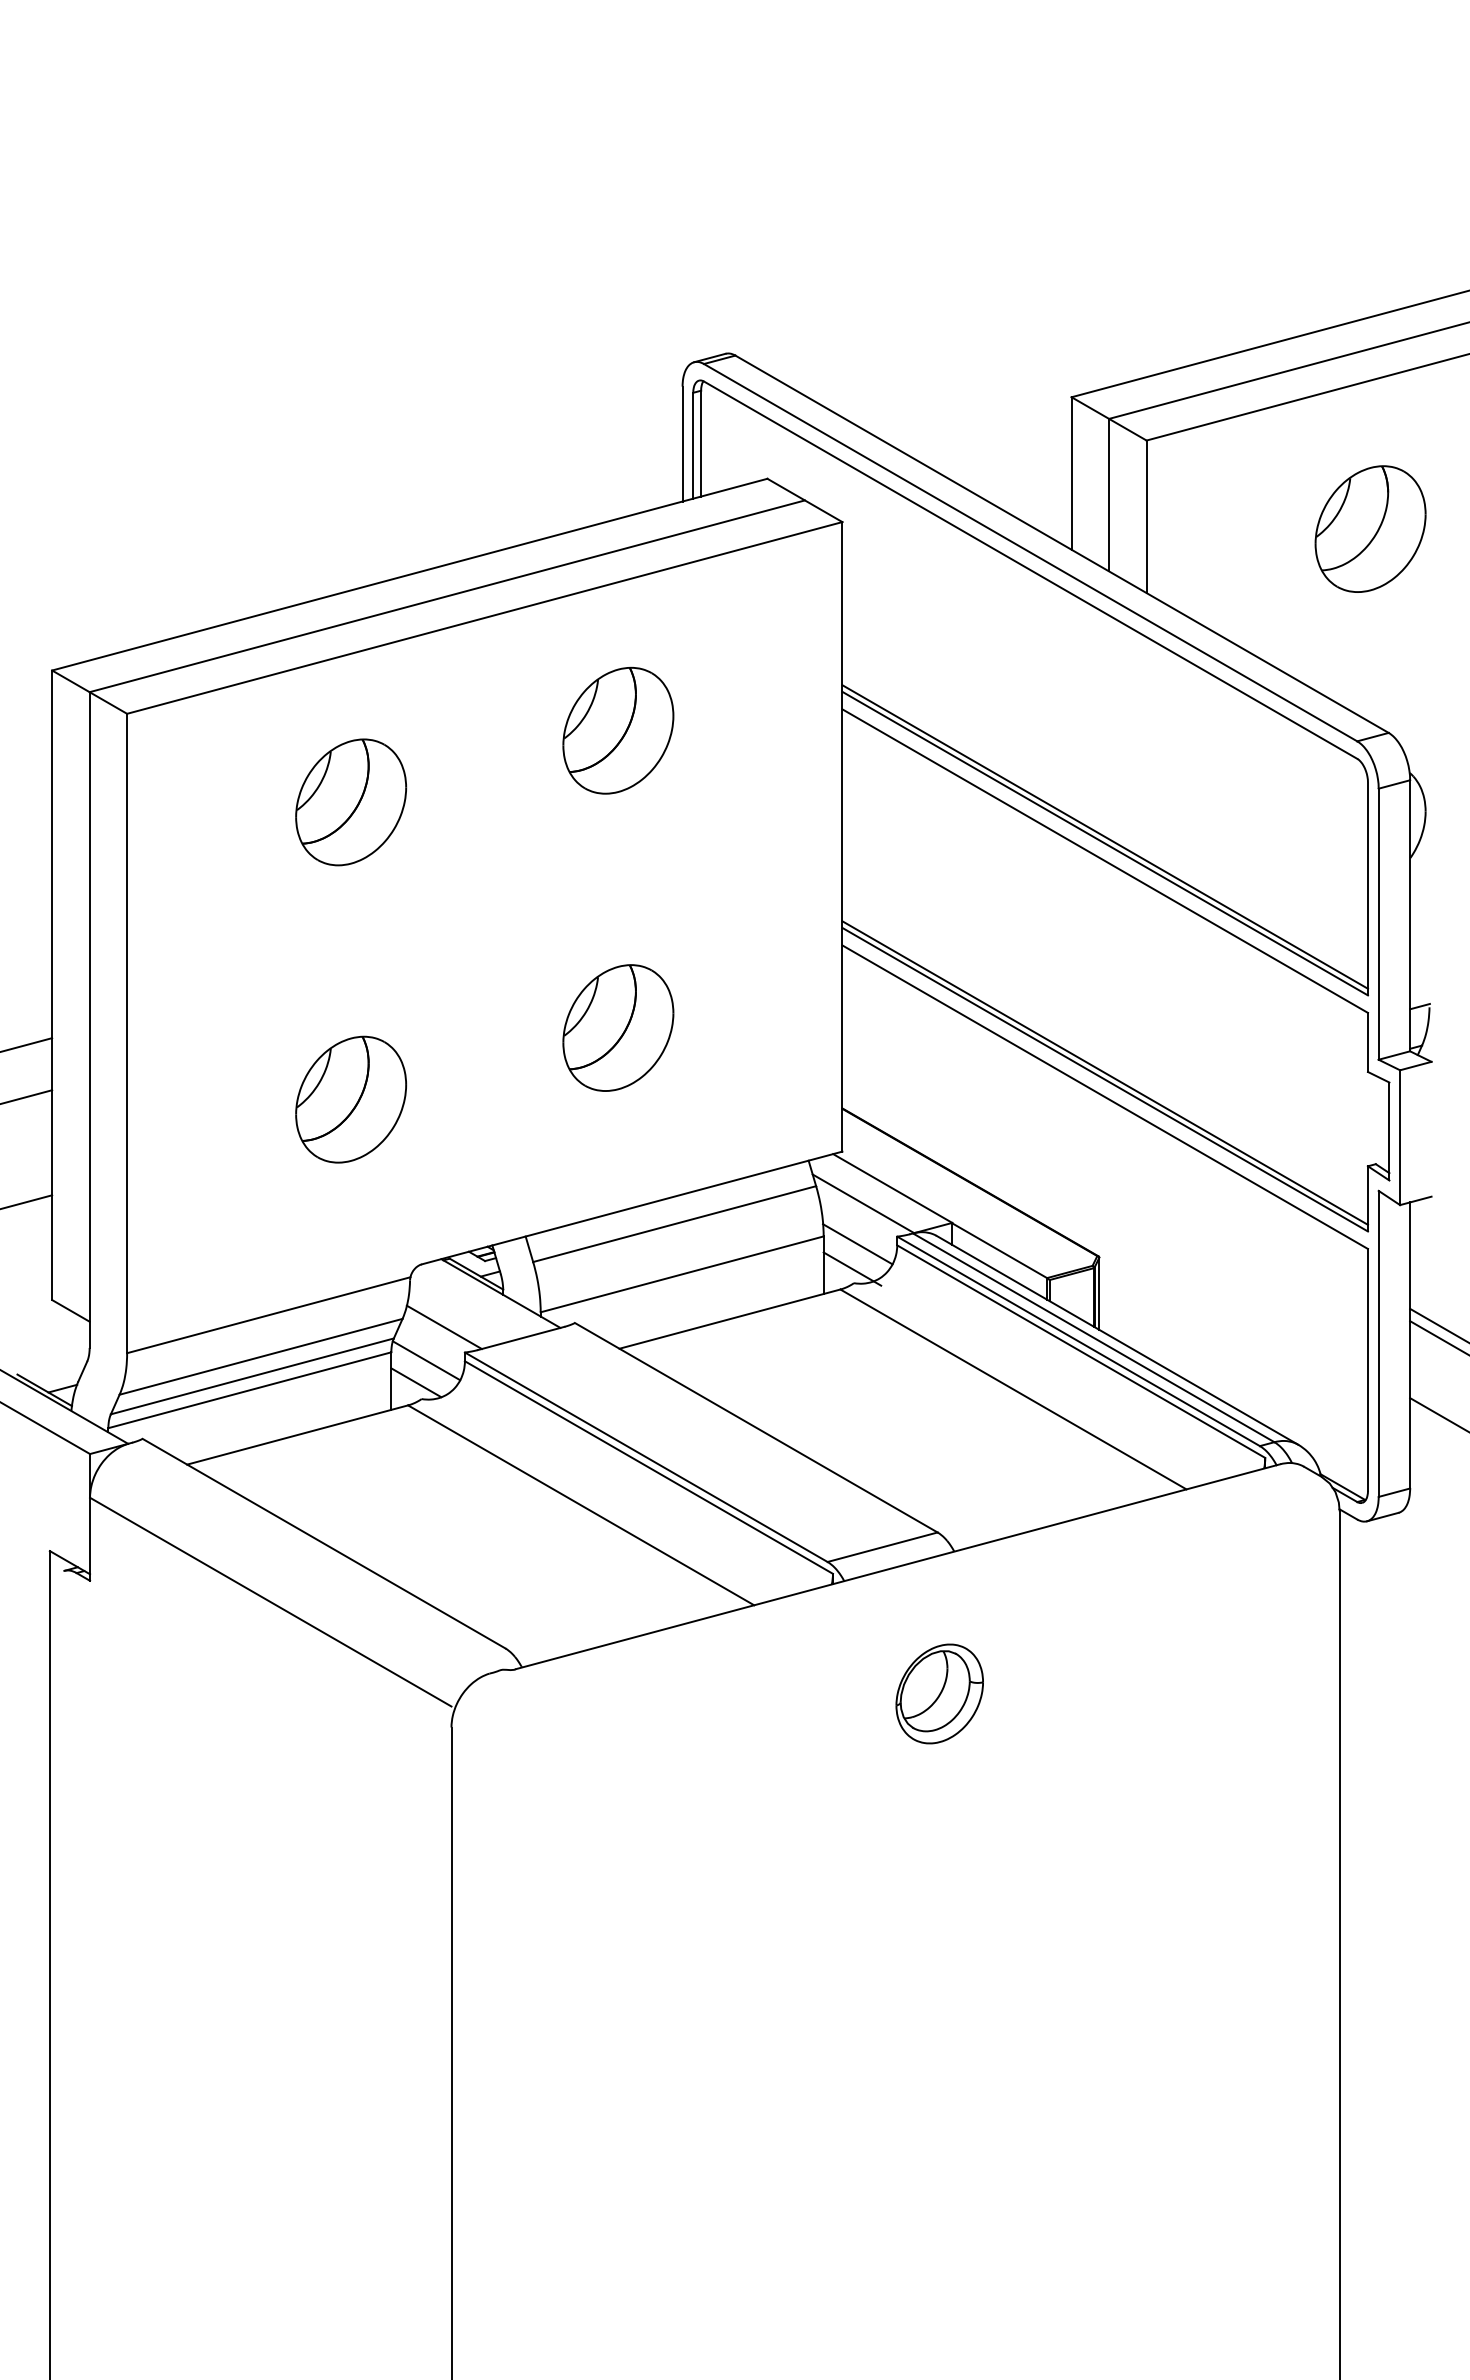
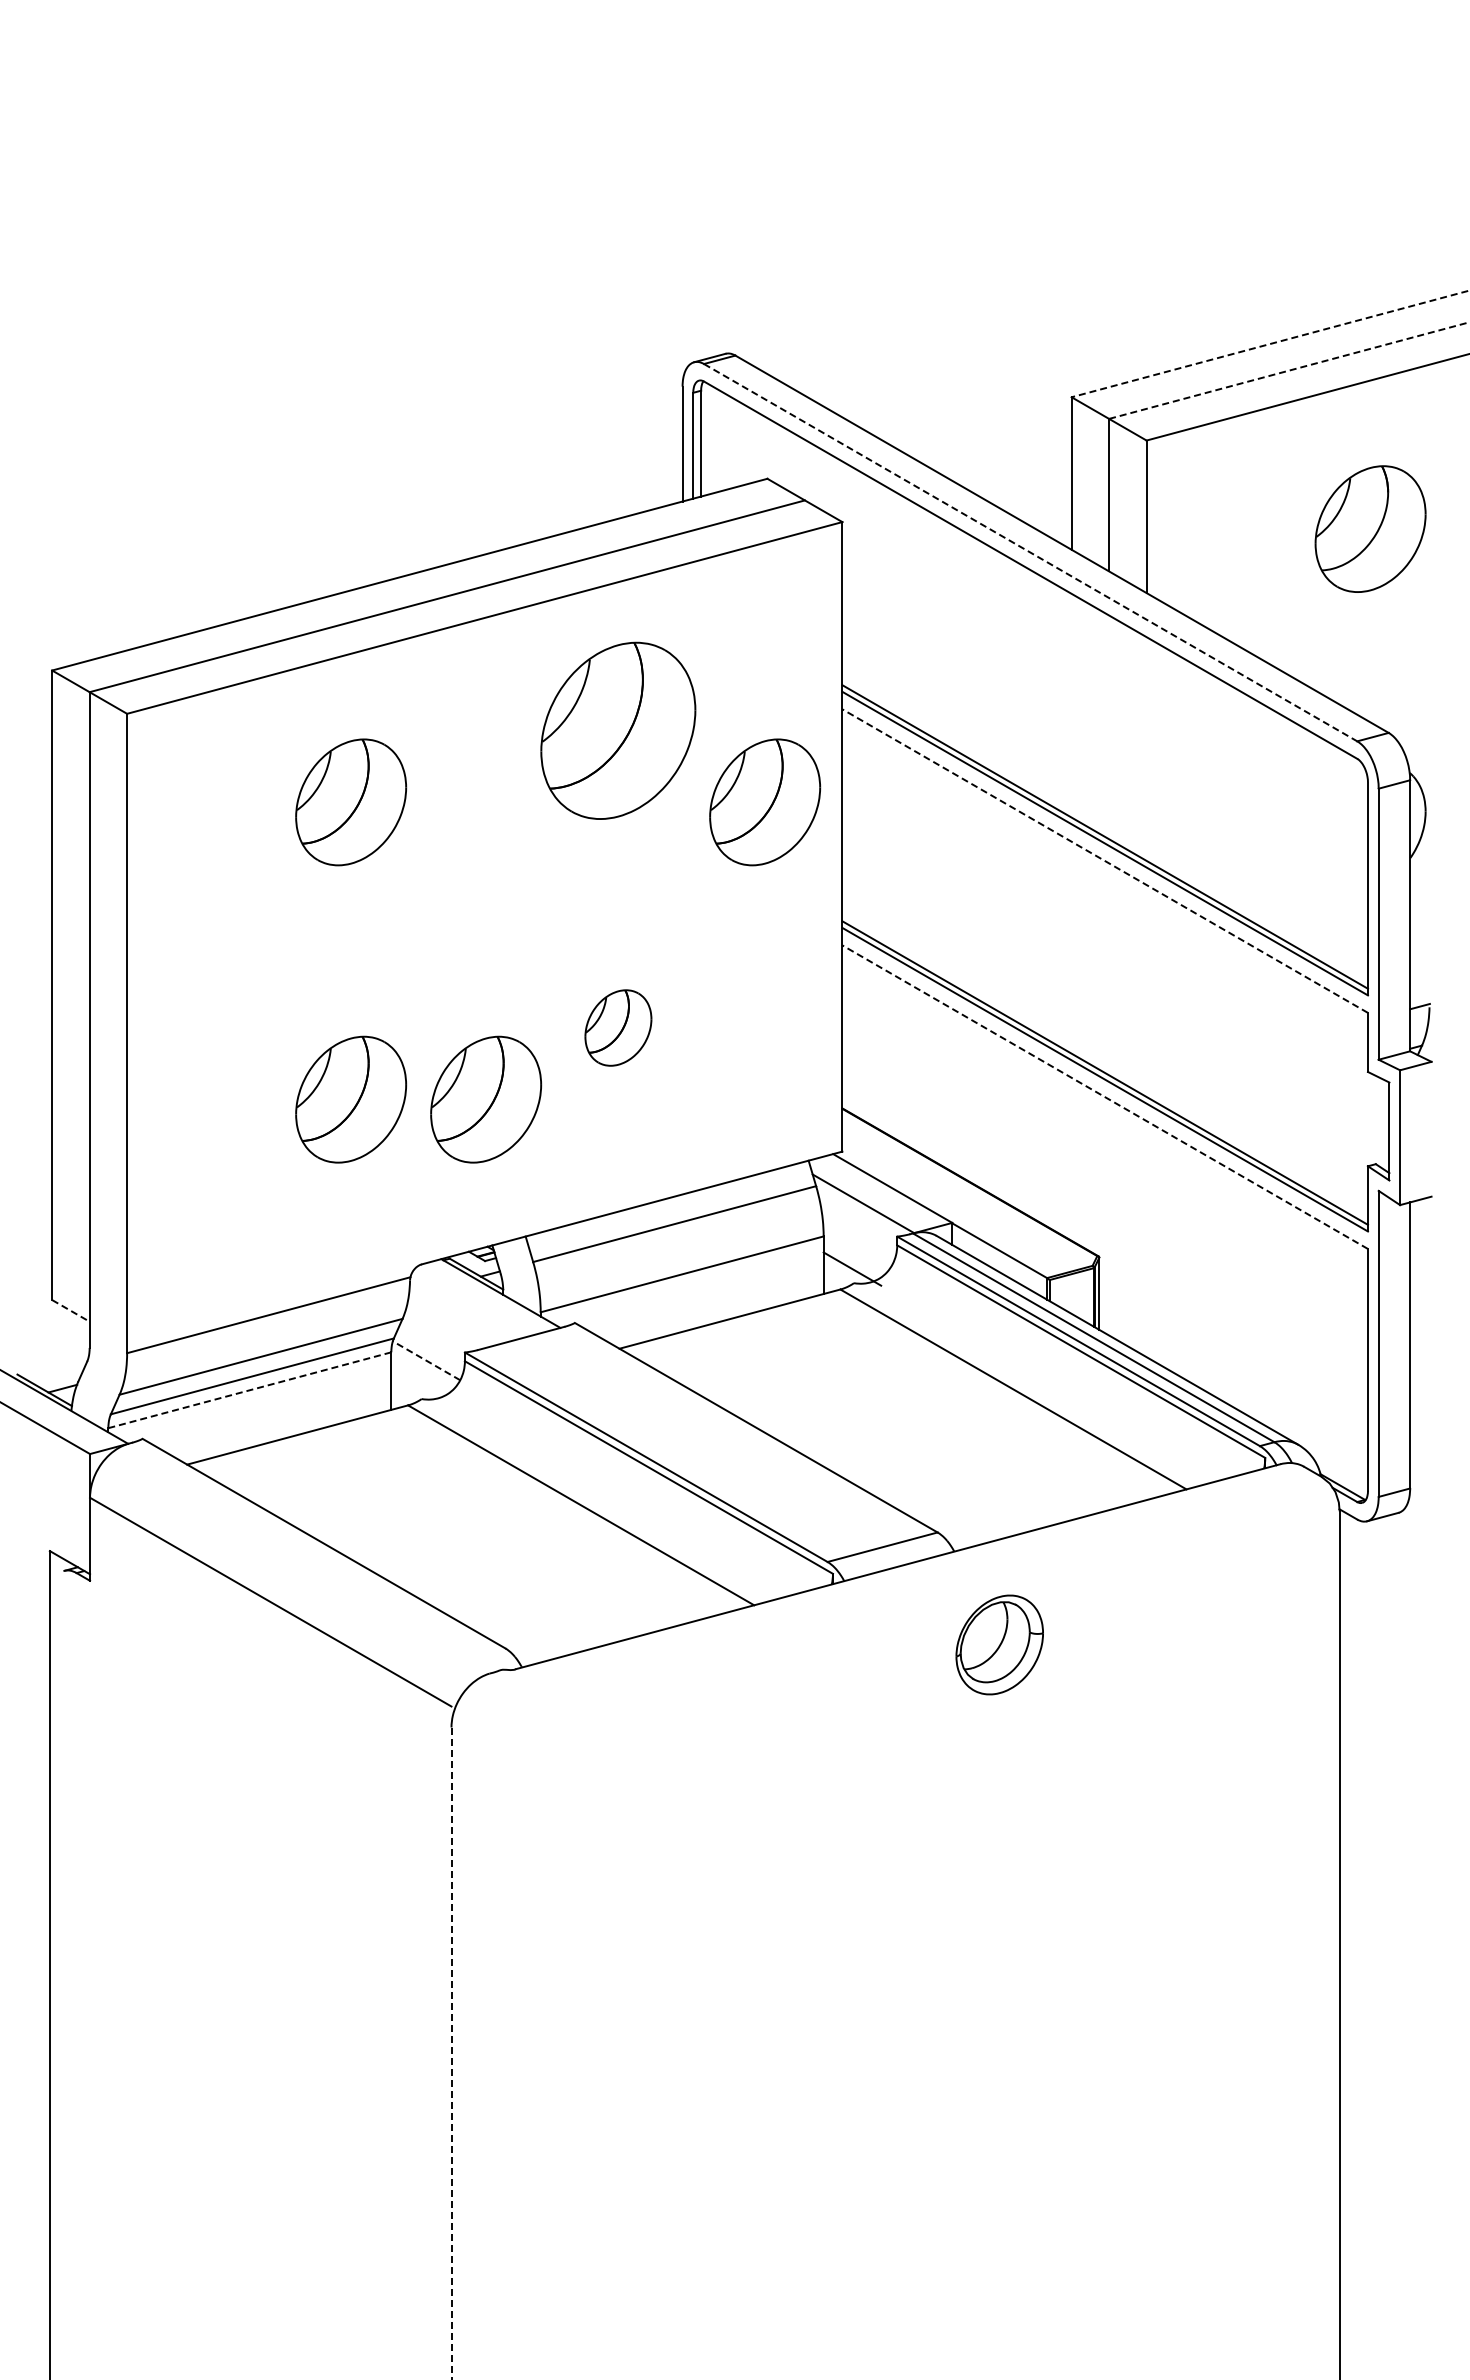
line: solid -> dashed (1270, 343)
line: solid -> dashed (1289, 370)
line: solid -> dashed (1031, 552)
part size: 113x129 px -> 157x179 px (618, 730)
part: none -> present (765, 802)
line: solid -> dashed (1104, 860)
part size: 113x128 px -> 69x78 px (618, 1027)
line: present -> none (27, 1044)
line: present -> none (27, 1096)
line: solid -> dashed (1104, 1096)
part: none -> present (486, 1099)
line: present -> none (27, 1201)
line: present -> none (857, 1244)
line: solid -> dashed (70, 1310)
line: present -> none (1438, 1324)
line: present -> none (443, 1327)
line: present -> none (1438, 1337)
line: solid -> dashed (426, 1360)
line: present -> none (416, 1382)
line: solid -> dashed (249, 1390)
line: present -> none (1438, 1414)
part position: (939, 1693) -> (999, 1644) (999, 1644)
line: solid -> dashed (451, 2053)
